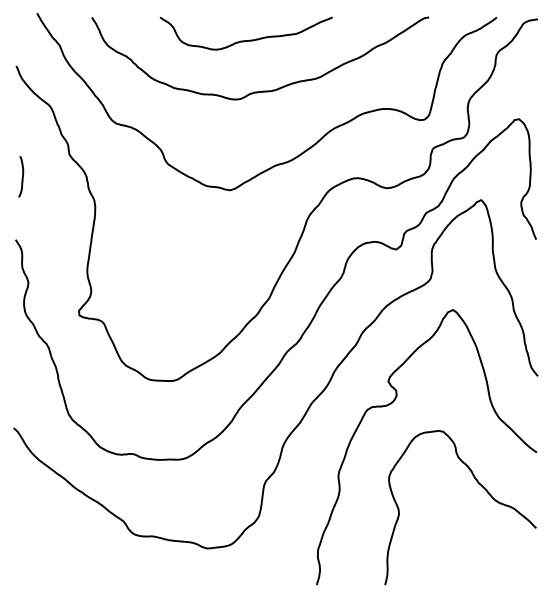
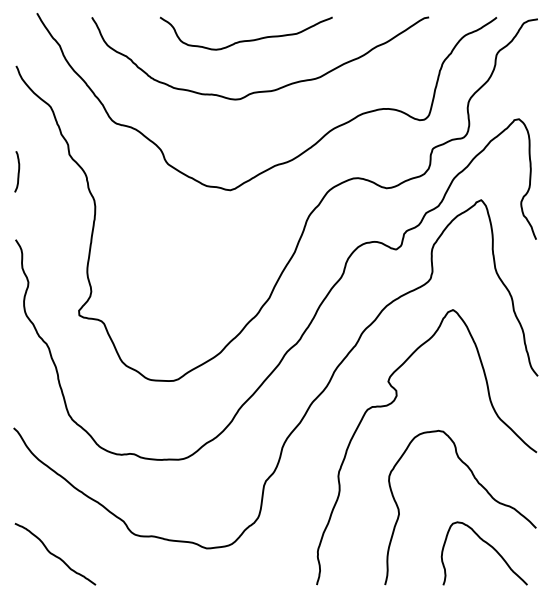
curve position: (22, 176) -> (18, 171) (18, 171)
curve: none -> present (489, 546)
curve: none -> present (54, 554)
